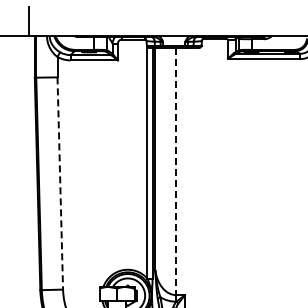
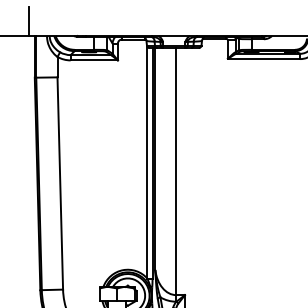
line: dashed -> solid (176, 171)
line: dashed -> solid (60, 184)
